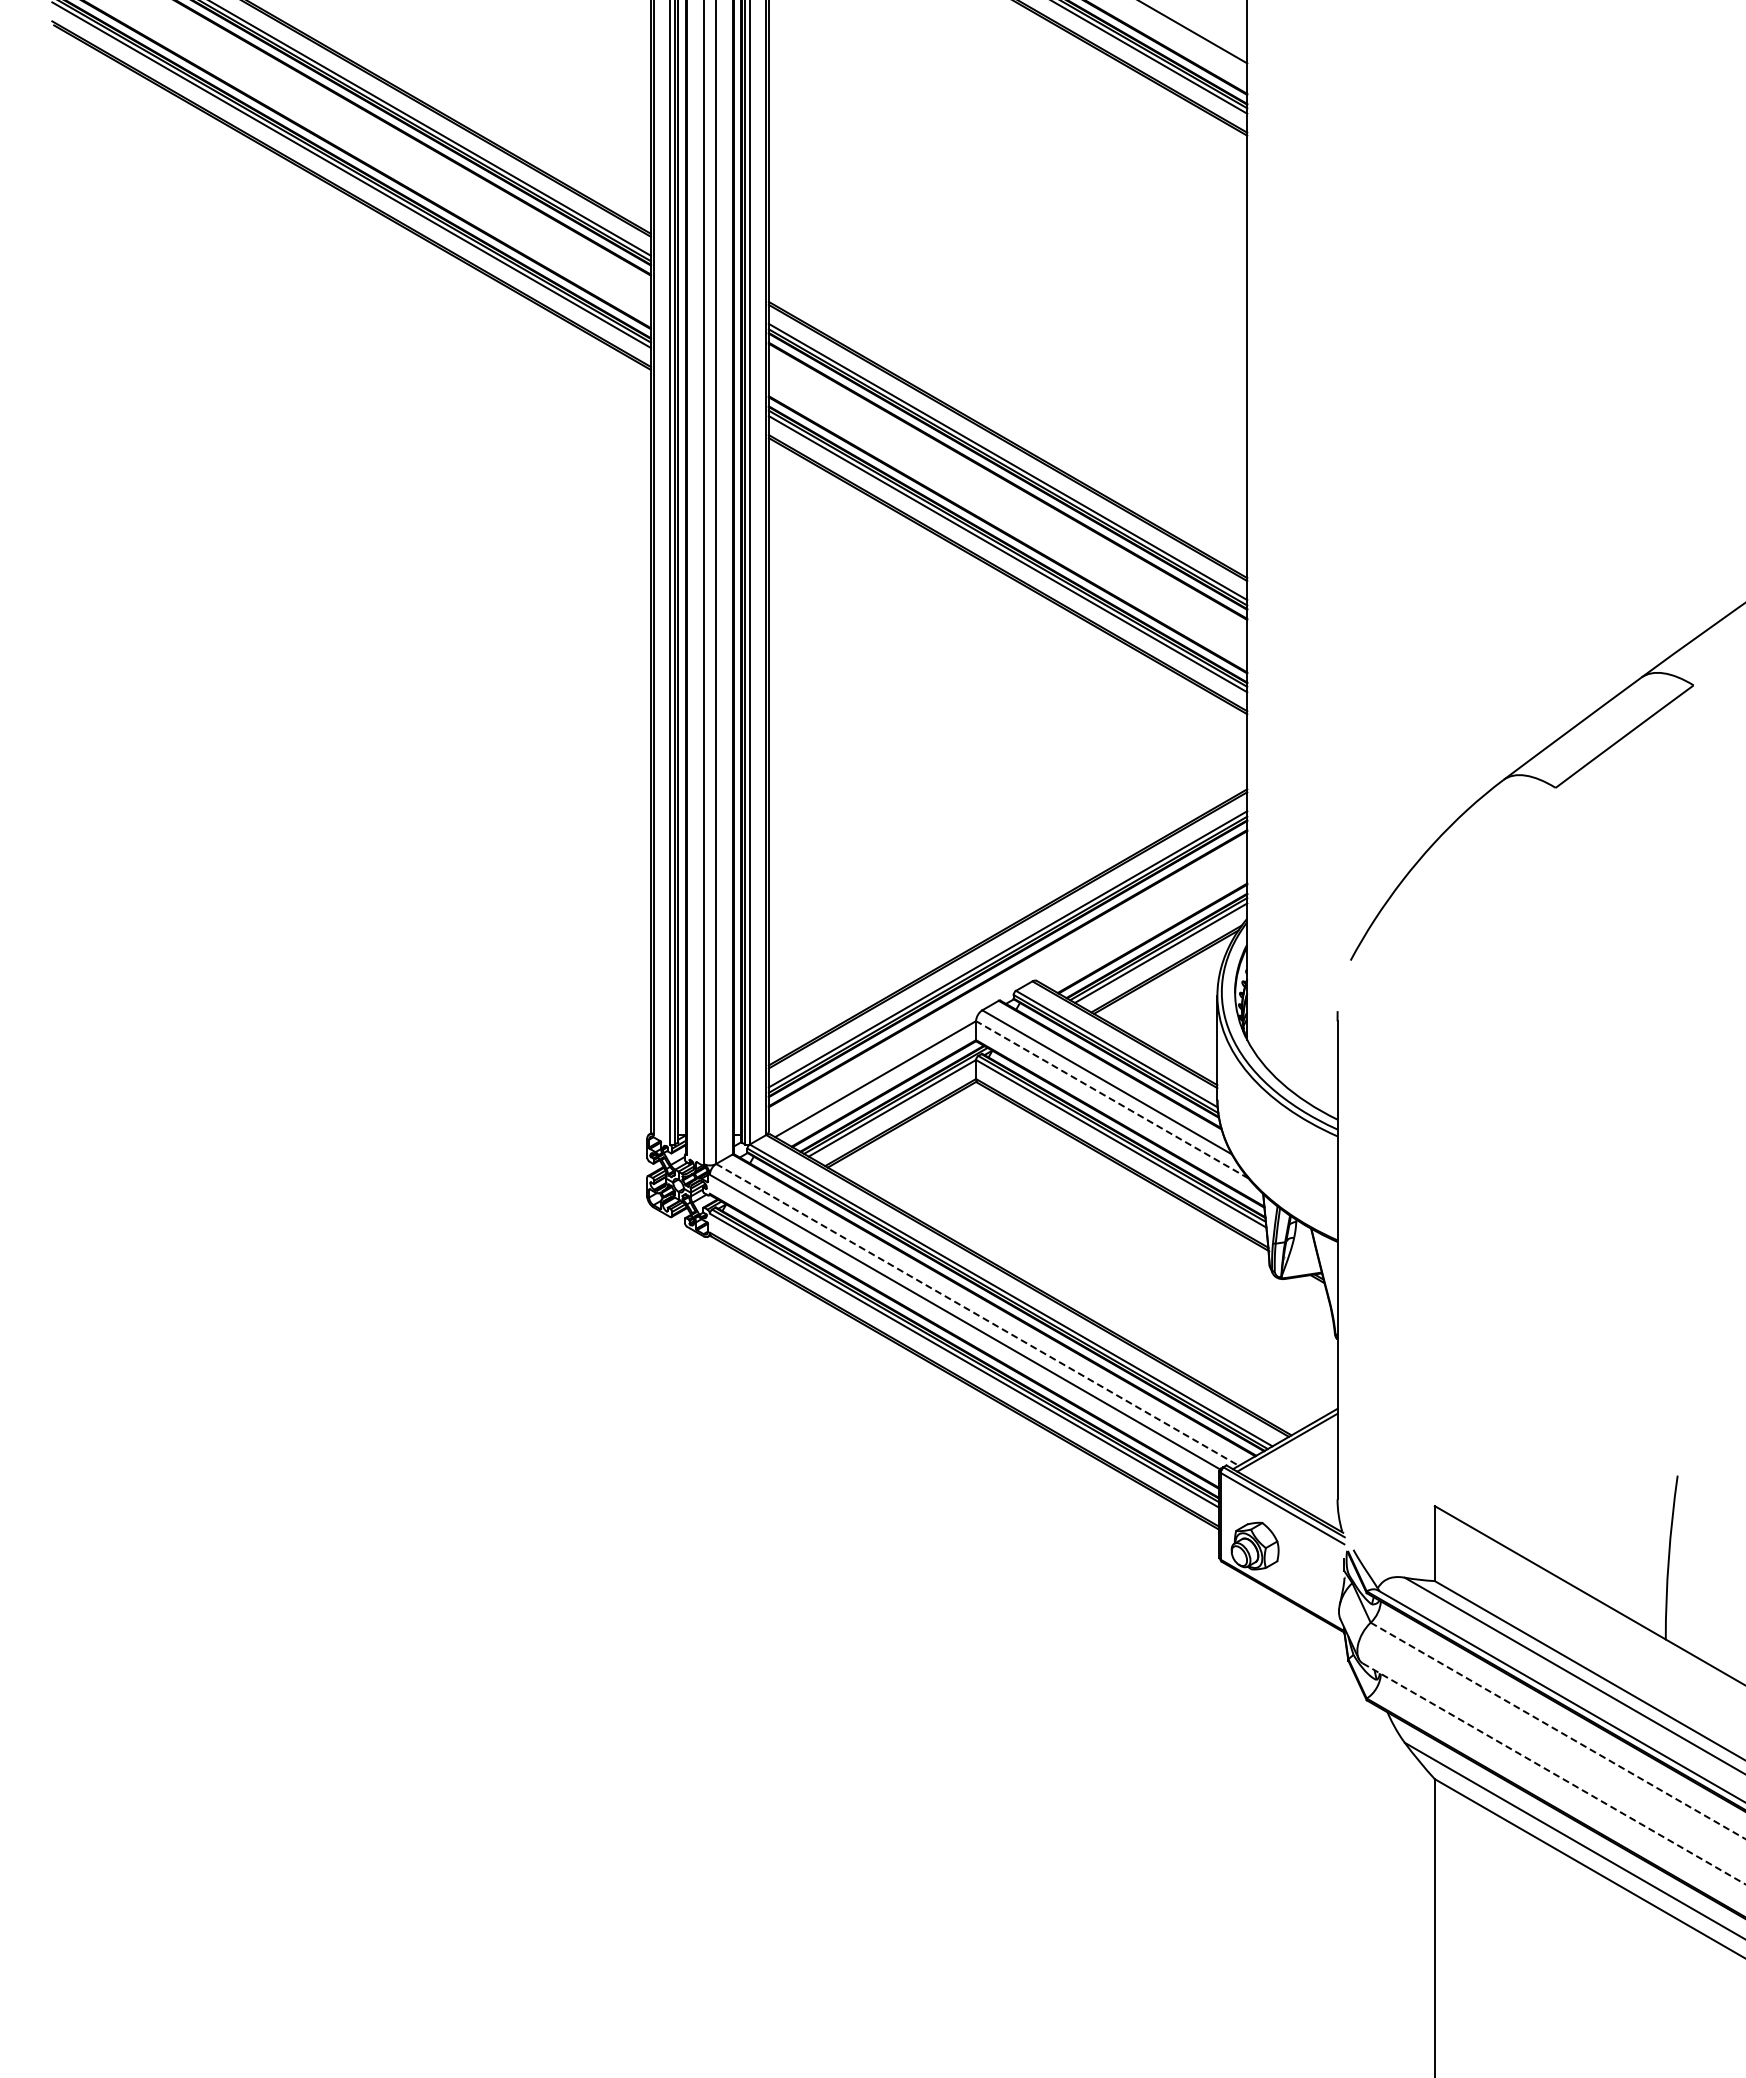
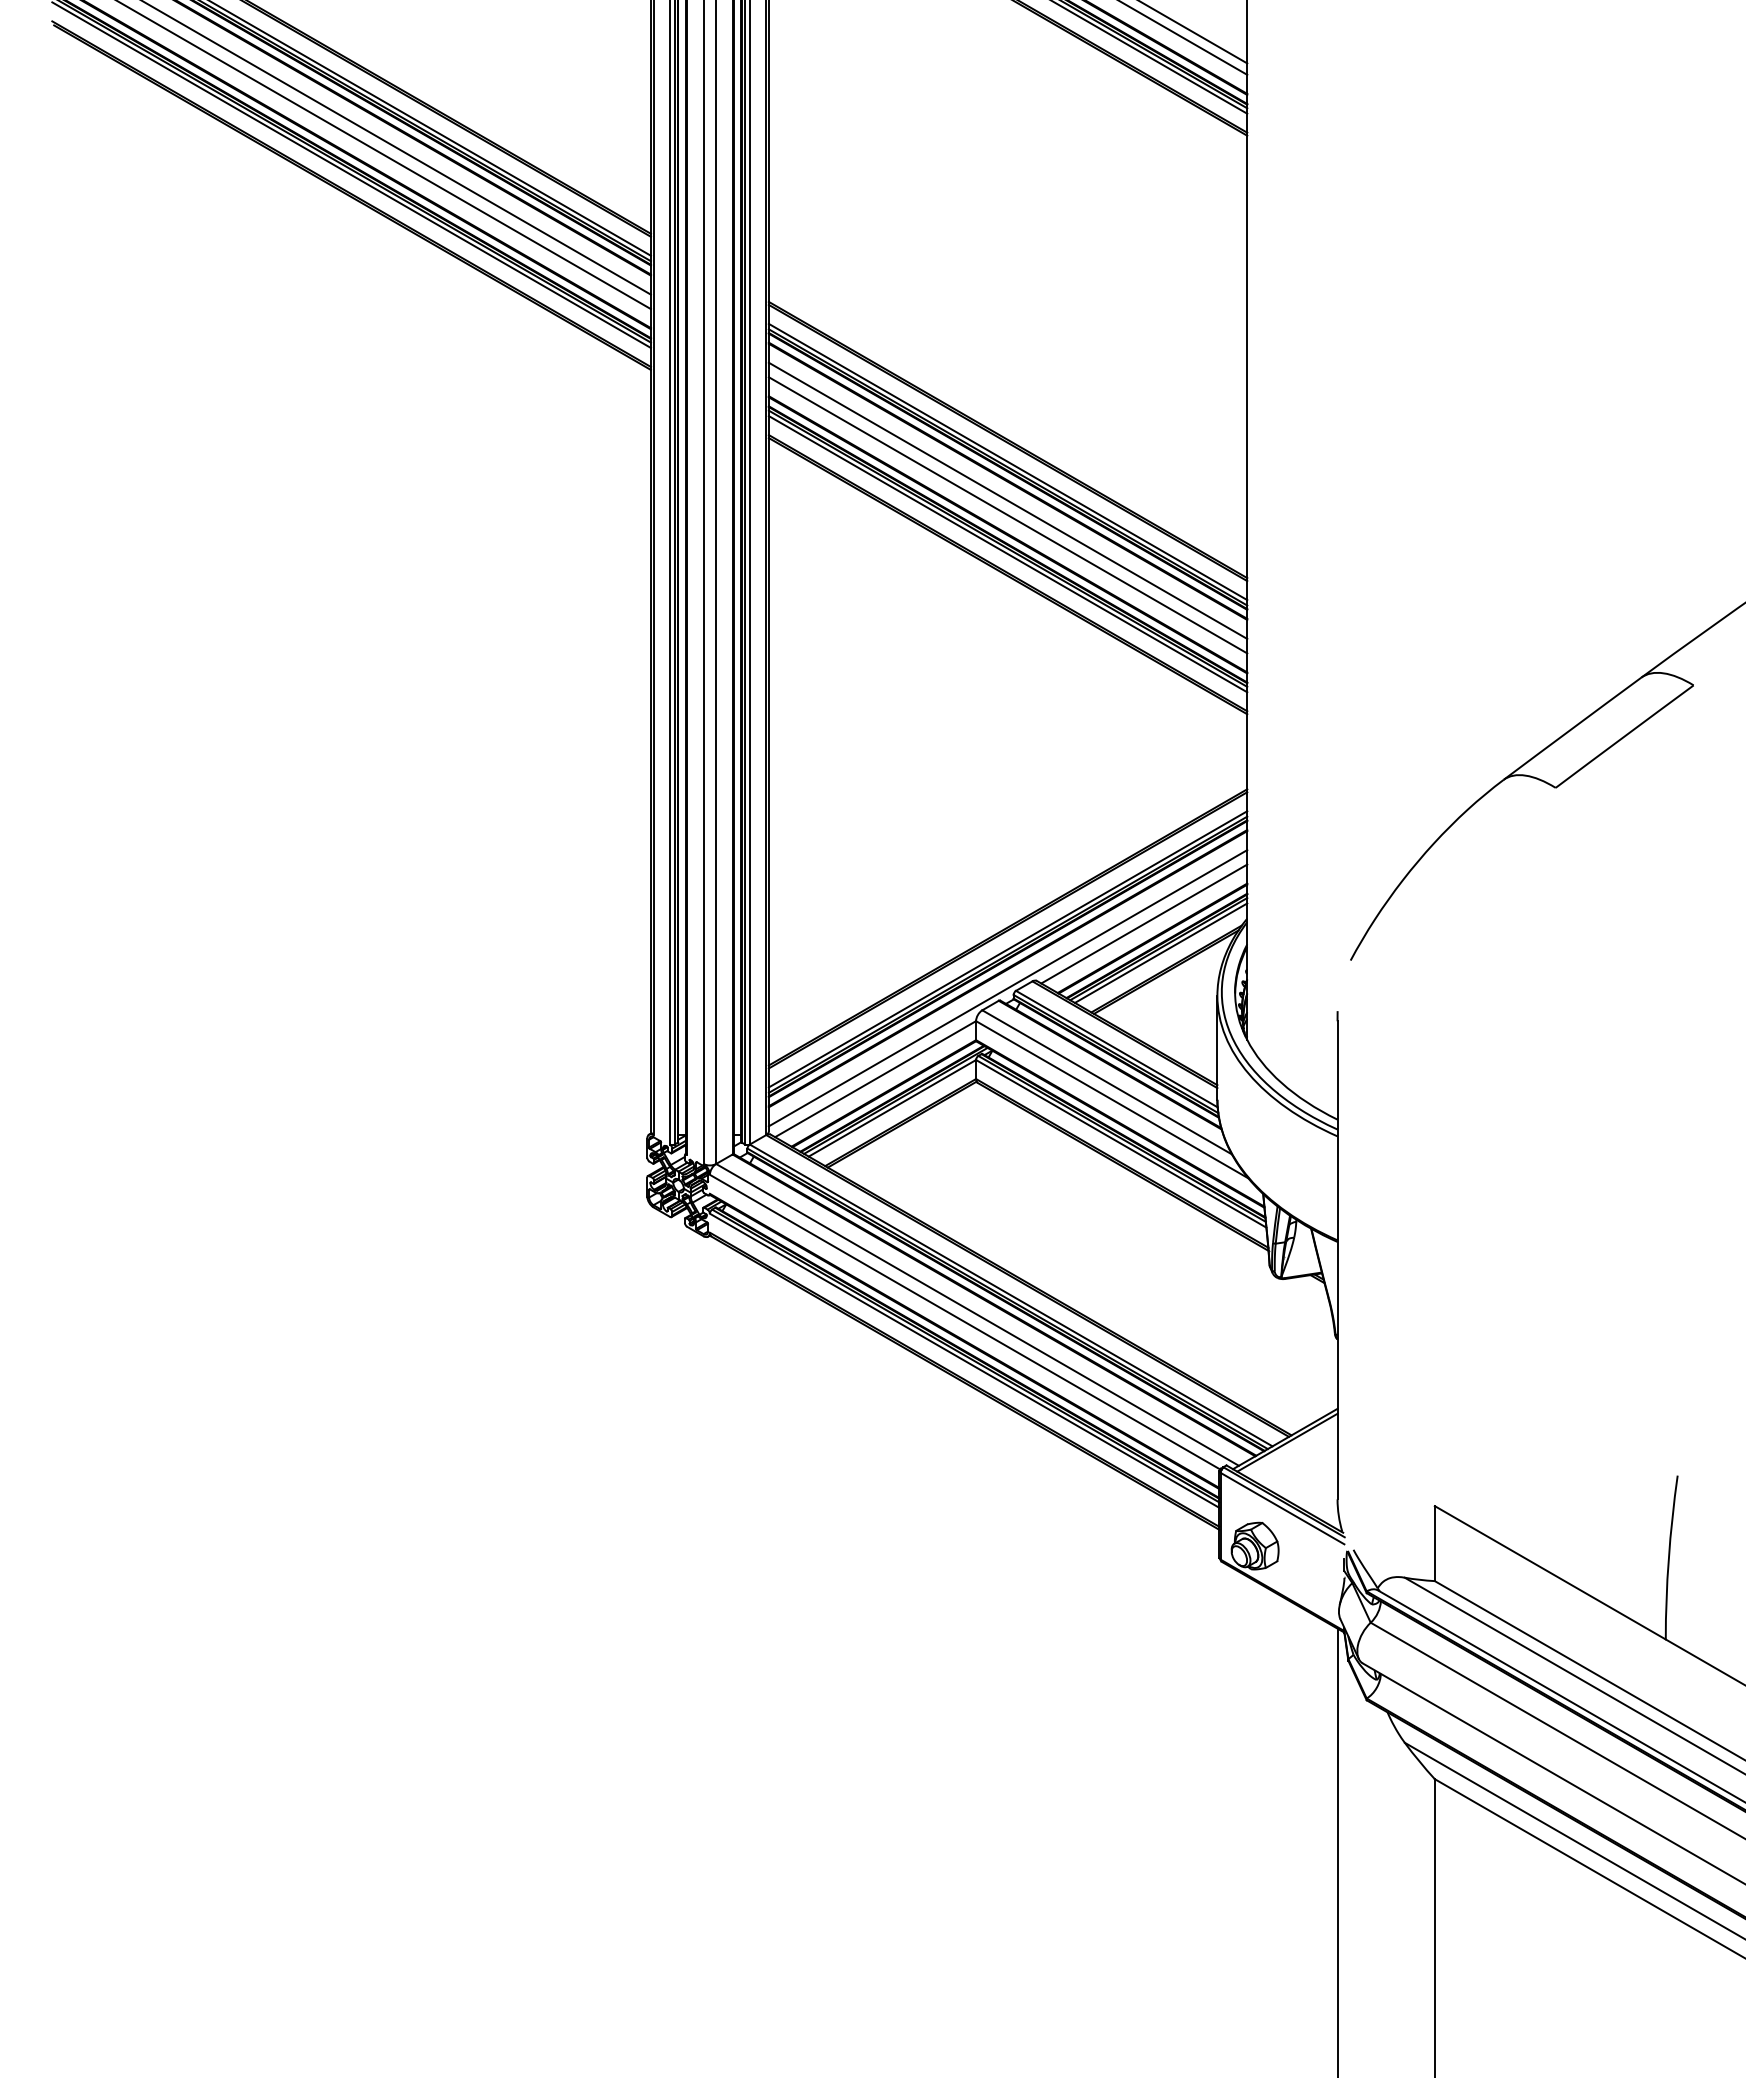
line: none -> present (1184, 38)
line: none -> present (397, 148)
line: none -> present (384, 155)
line: none -> present (1007, 500)
line: none -> present (1007, 515)
line: none -> present (1144, 923)
line: none -> present (1007, 988)
line: dashed -> solid (1111, 1099)
line: dashed -> solid (977, 1314)
line: dashed -> solid (1558, 1731)
line: dashed -> solid (1554, 1773)
line: none -> present (1337, 1851)
